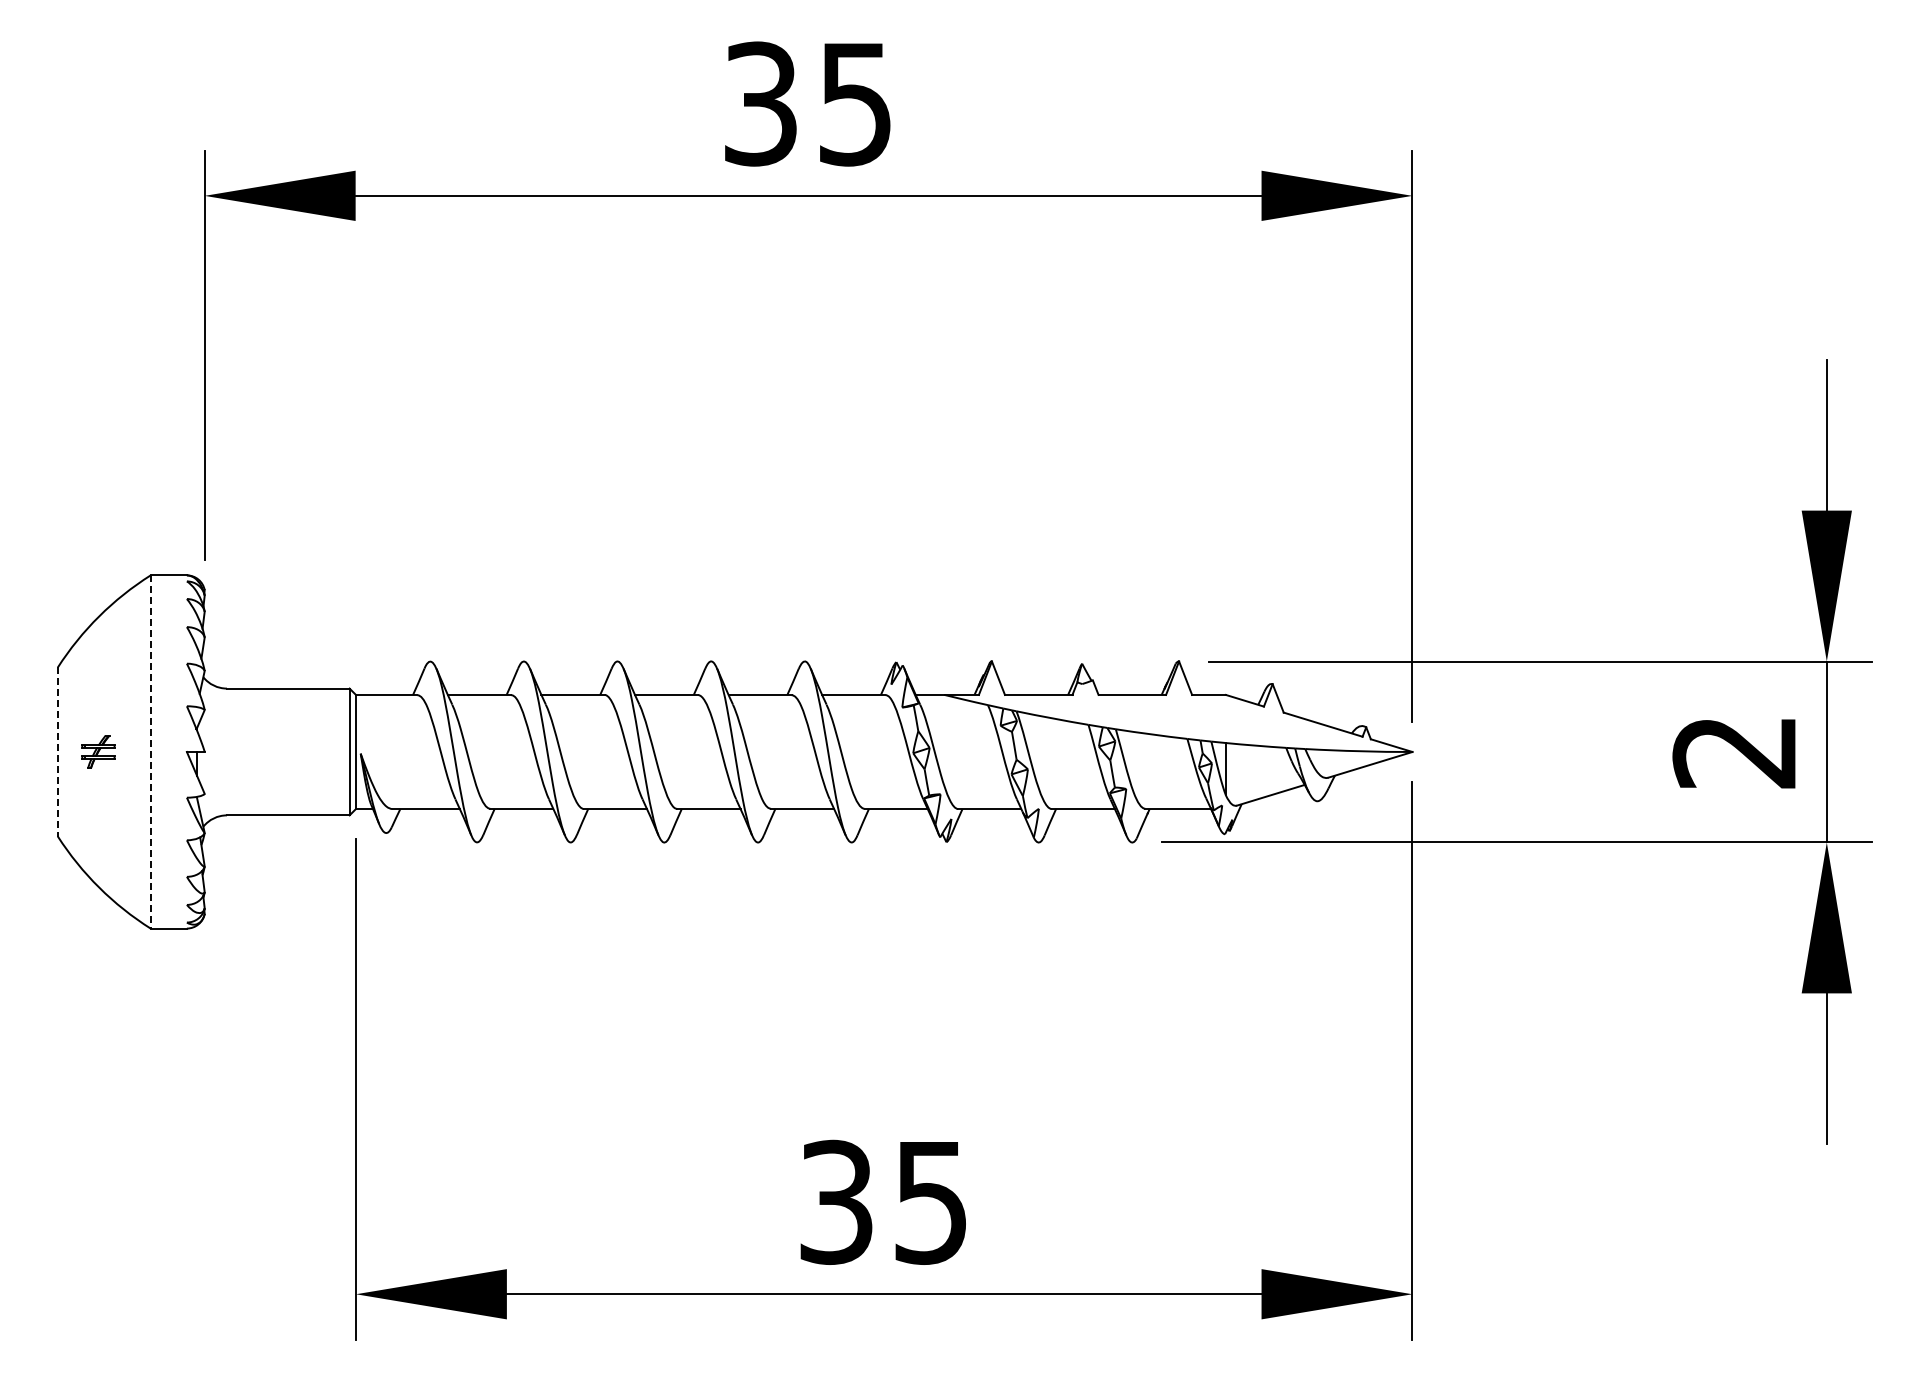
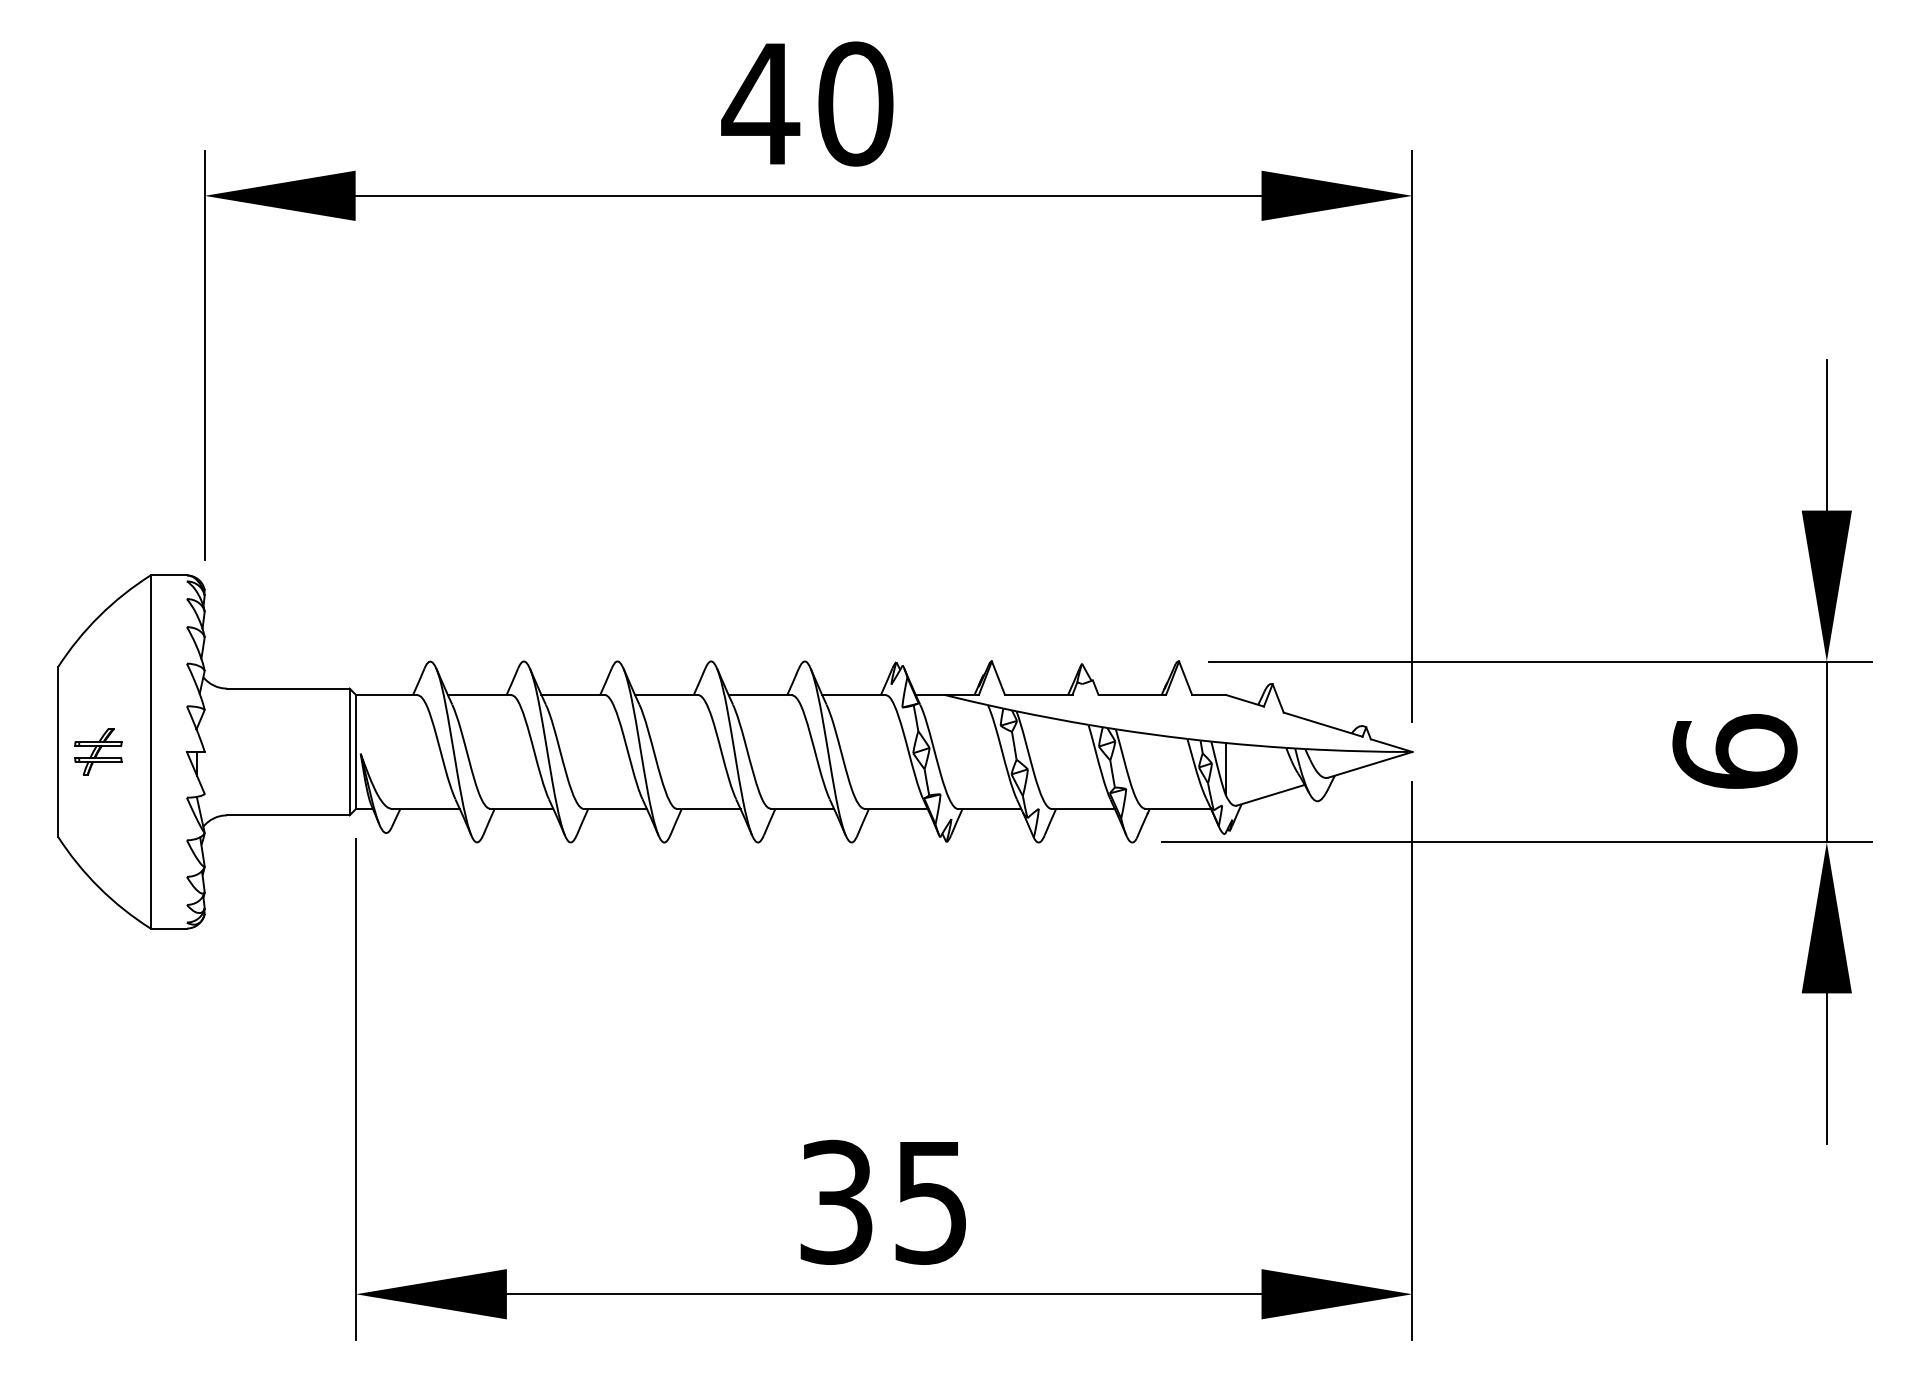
text: 35 -> 40 (807, 103)
line: dashed -> solid (57, 751)
part size: 35x34 px -> 49x48 px (98, 751)
line: dashed -> solid (150, 751)
text: 2 -> 6 (1734, 751)
